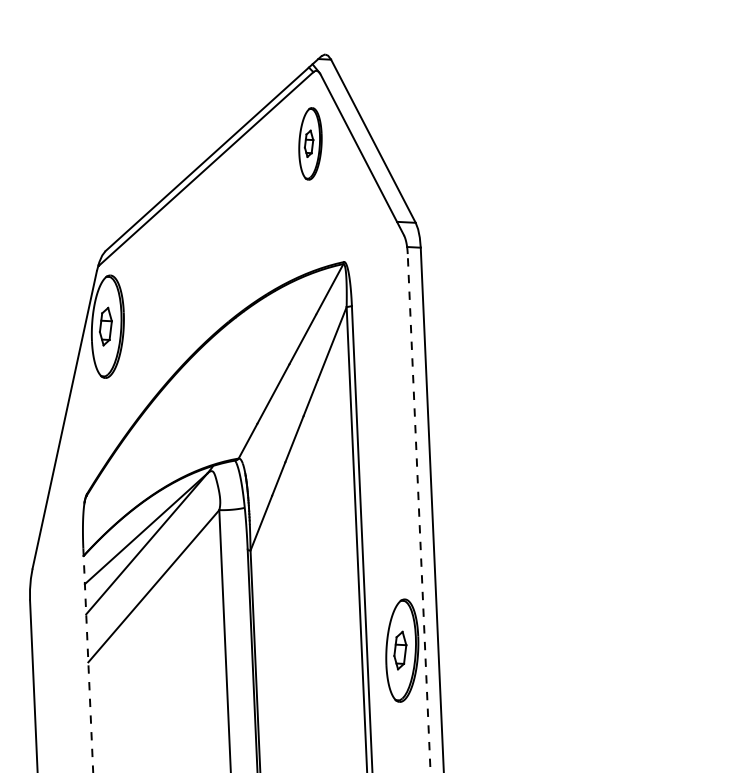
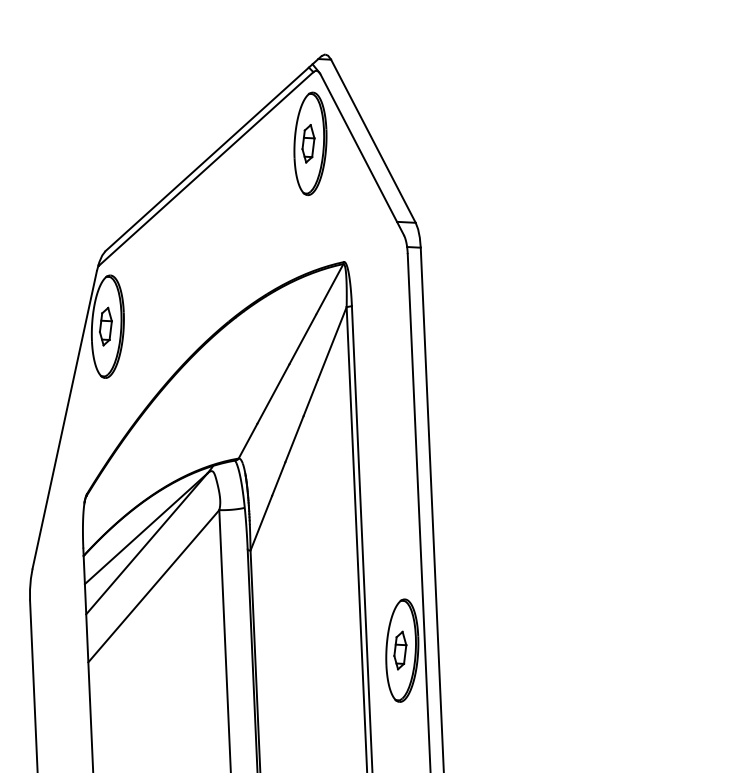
part size: 25x74 px -> 35x106 px (310, 143)
line: dashed -> solid (419, 512)
line: dashed -> solid (88, 660)
